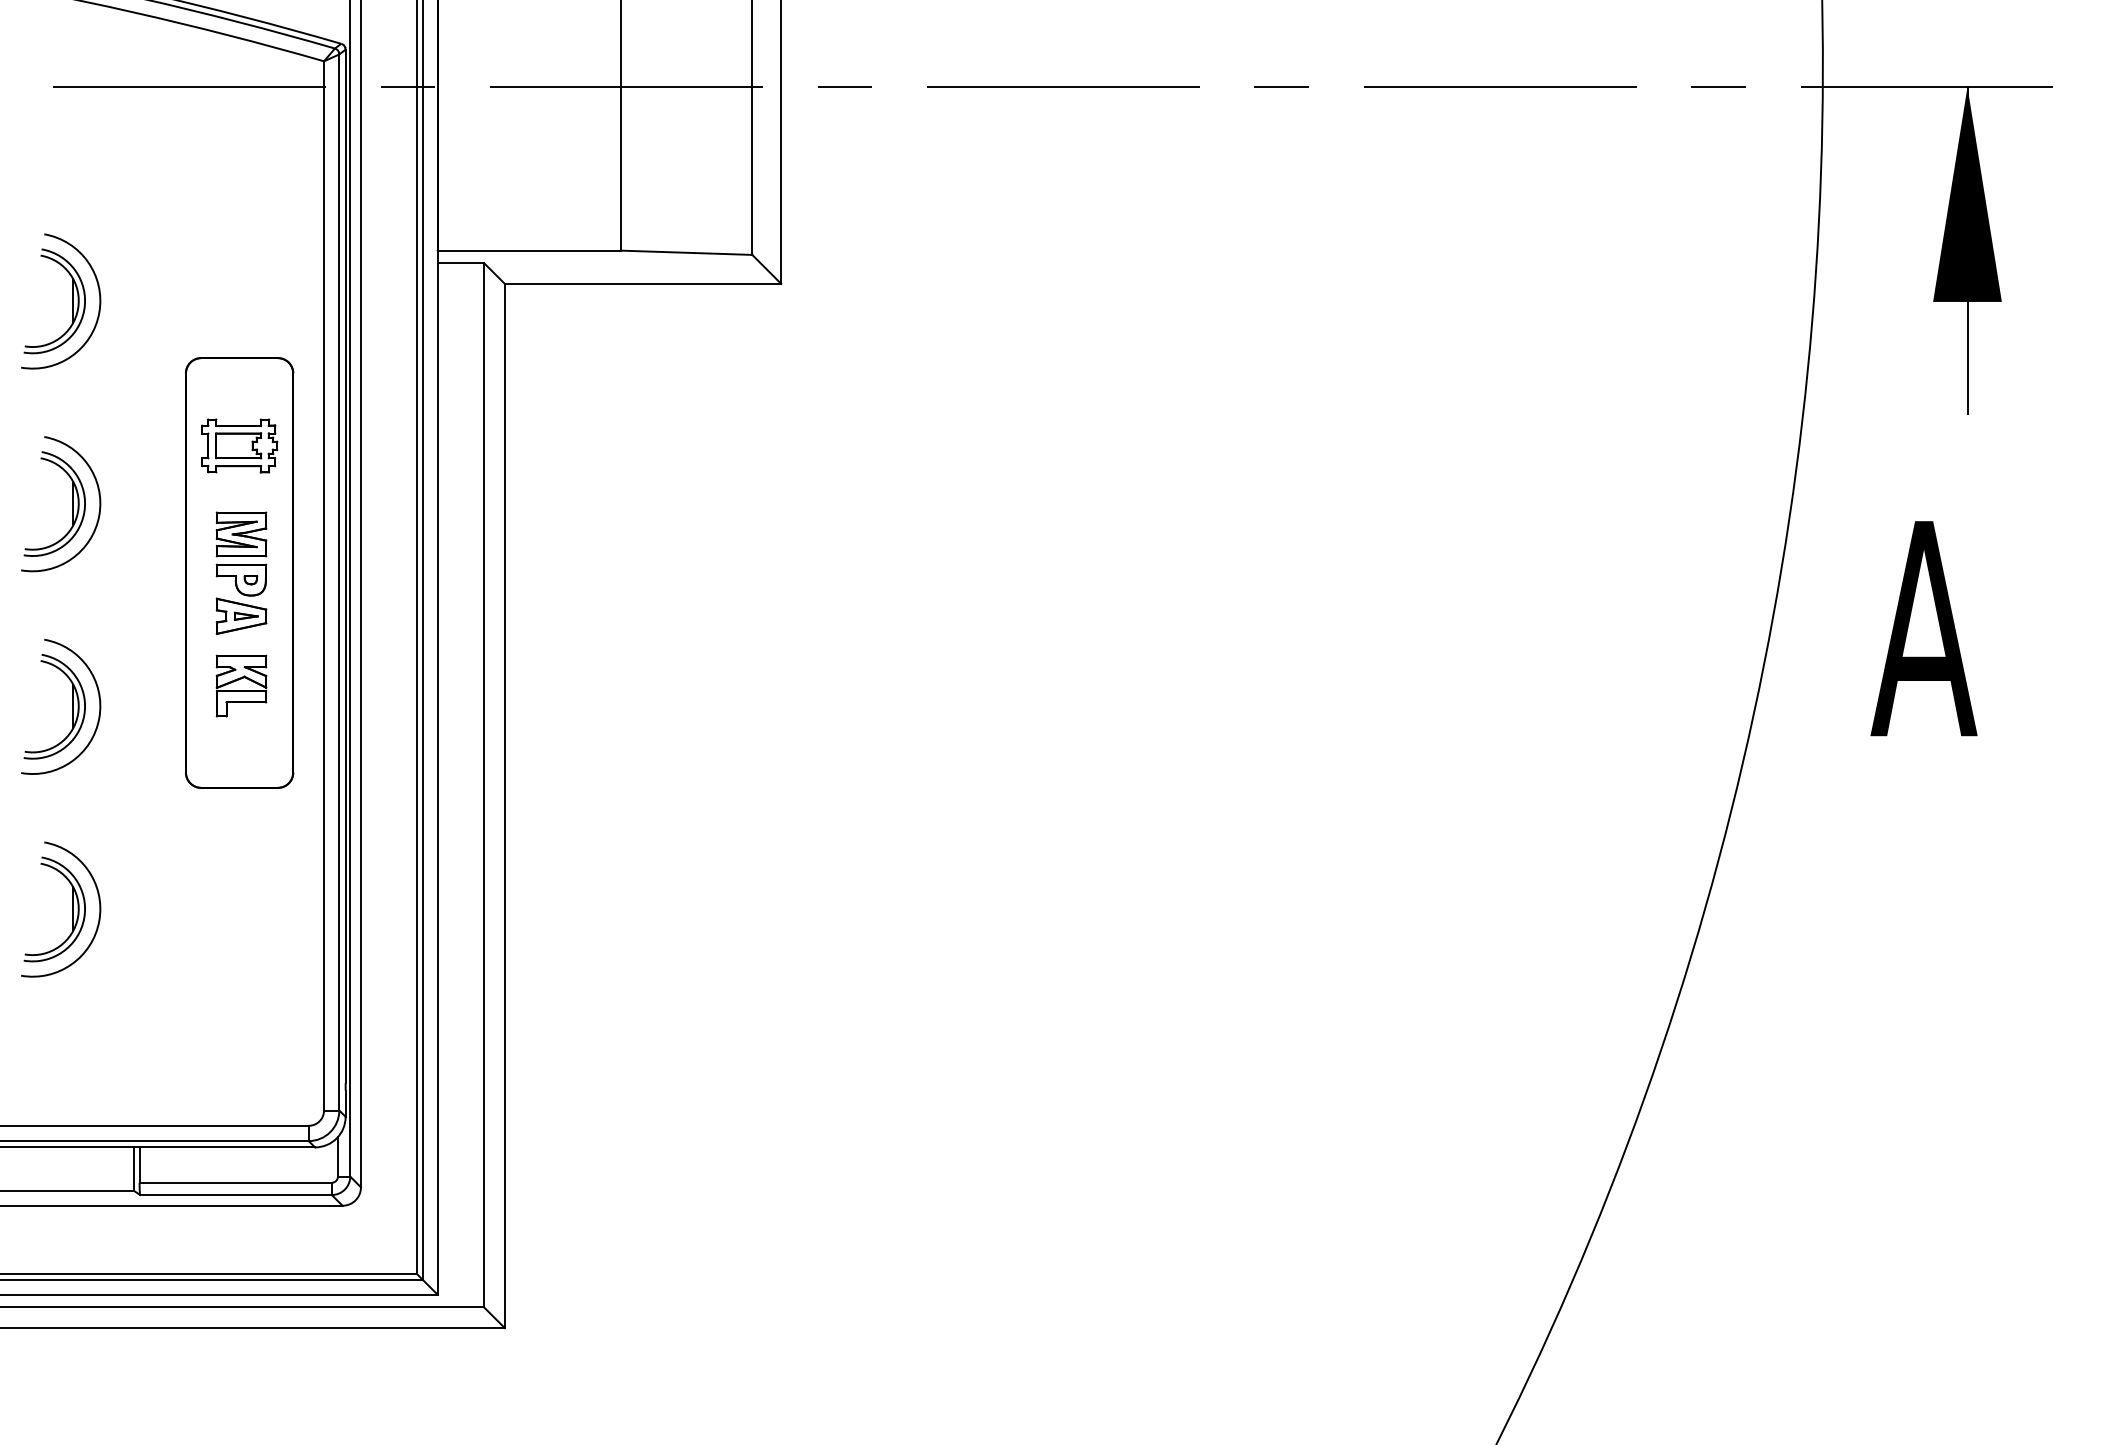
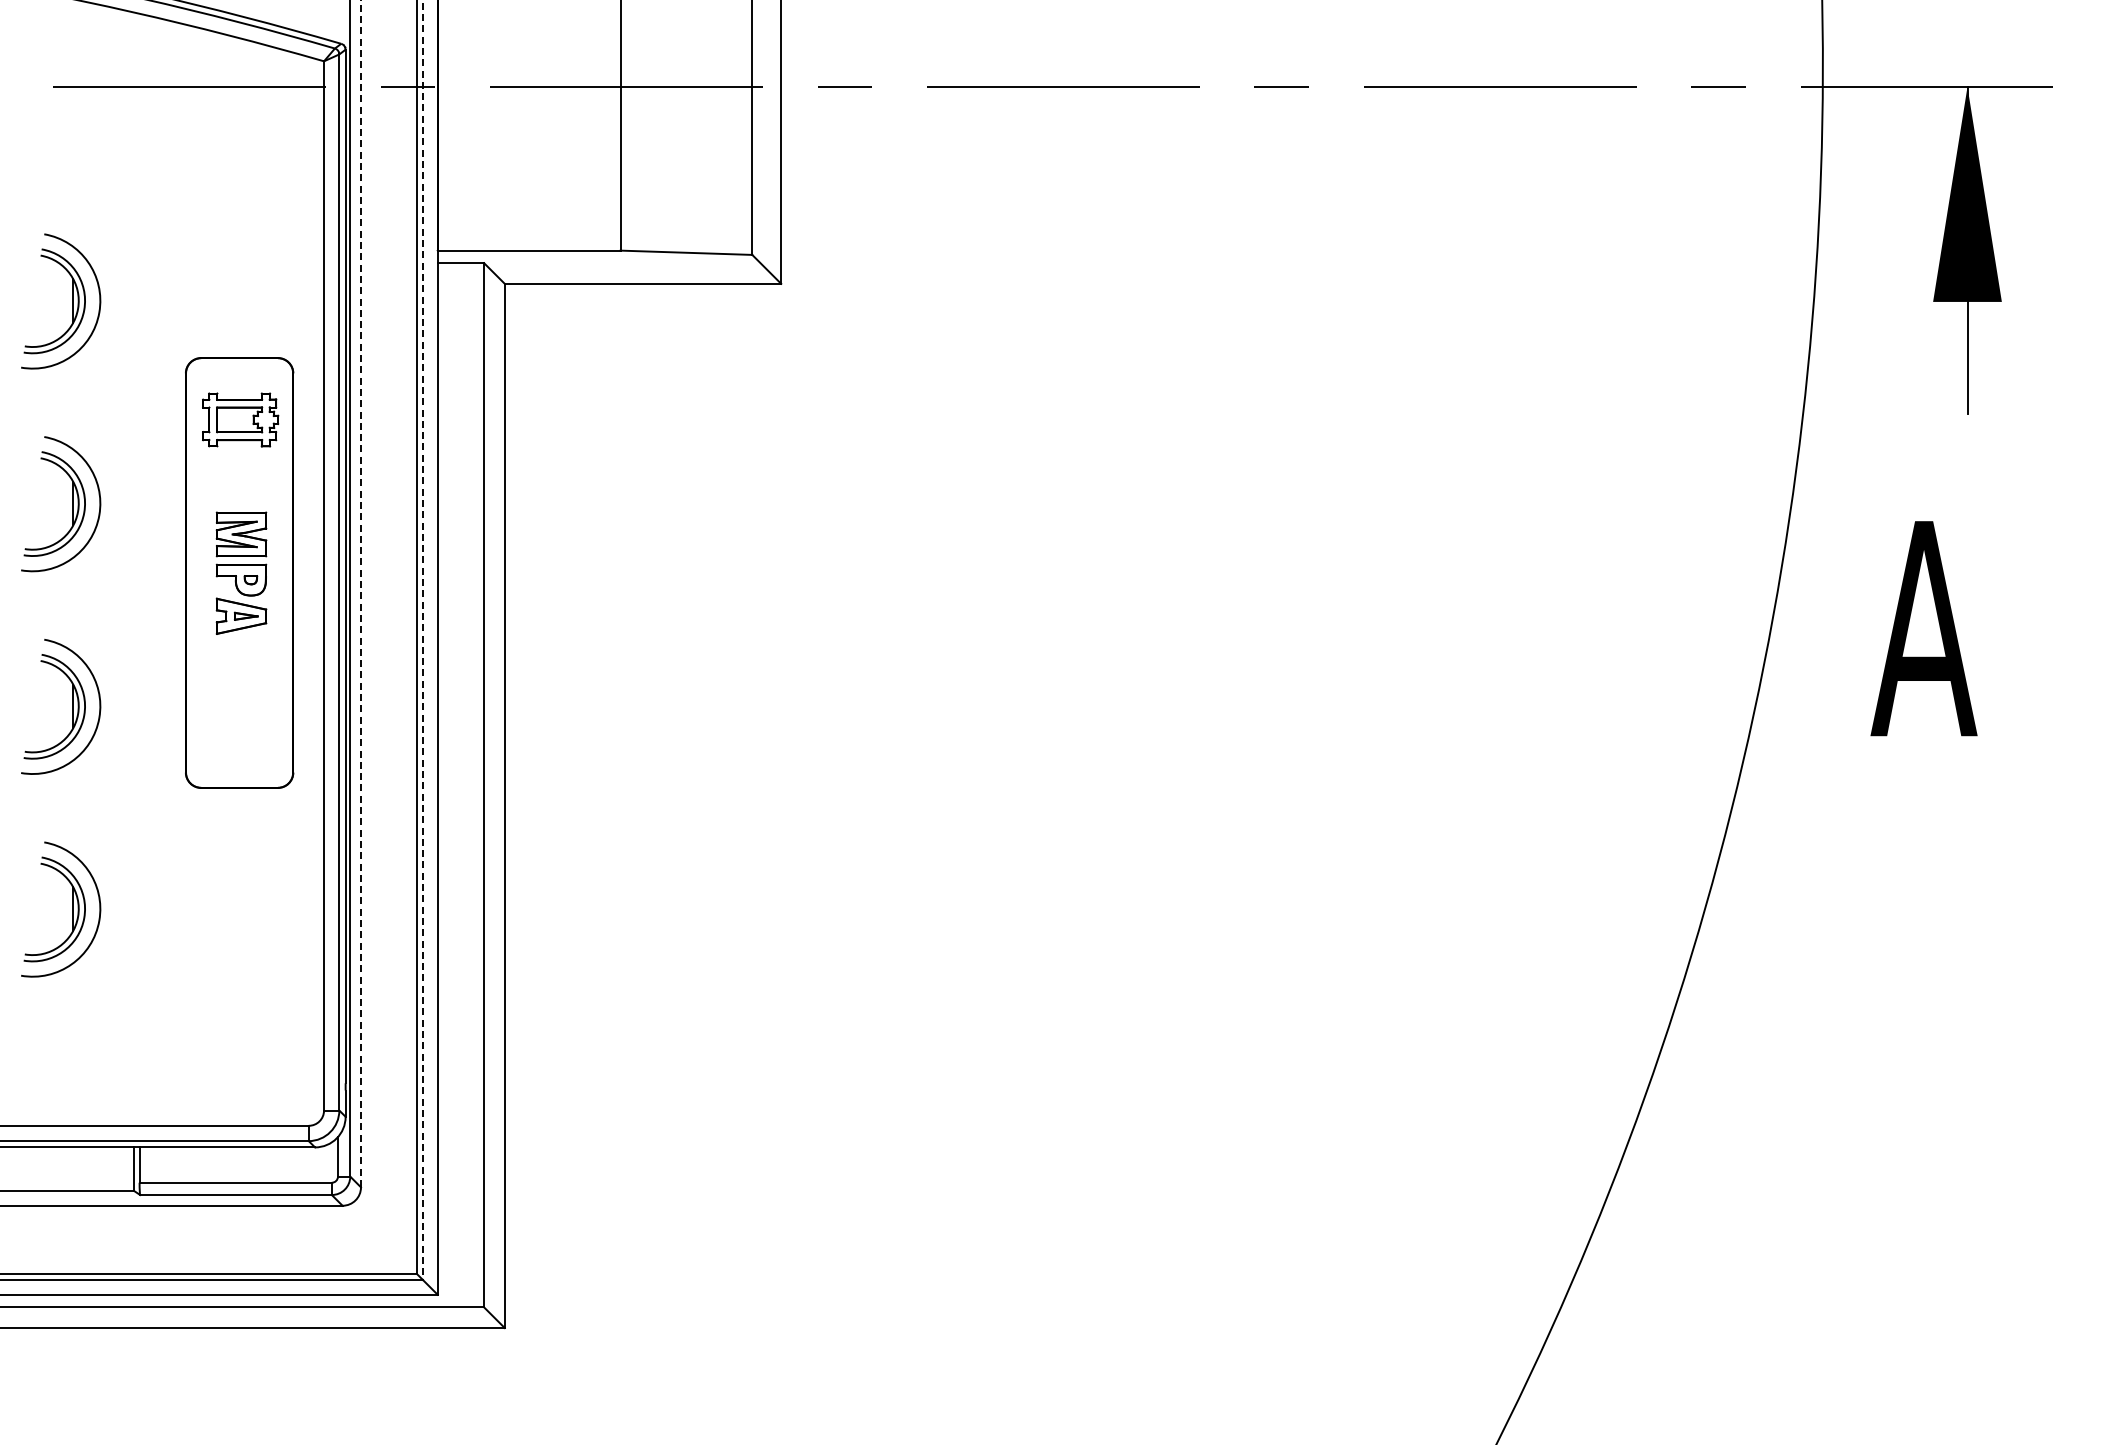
part position: (239, 445) -> (240, 419) (240, 419)
line: solid -> dashed (361, 594)
line: solid -> dashed (422, 639)
part: present -> none (241, 685)
